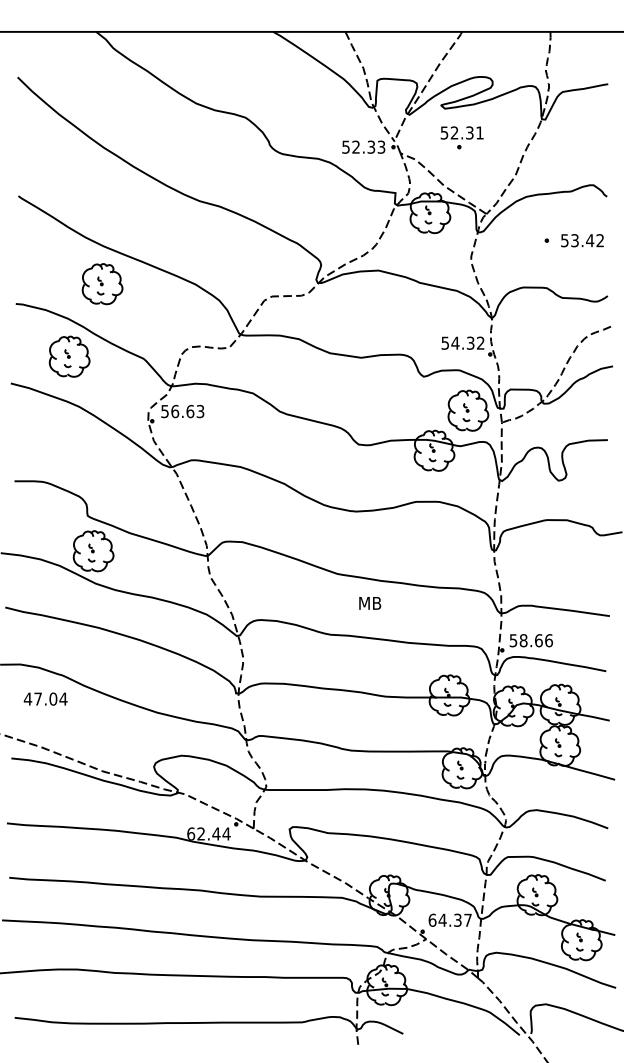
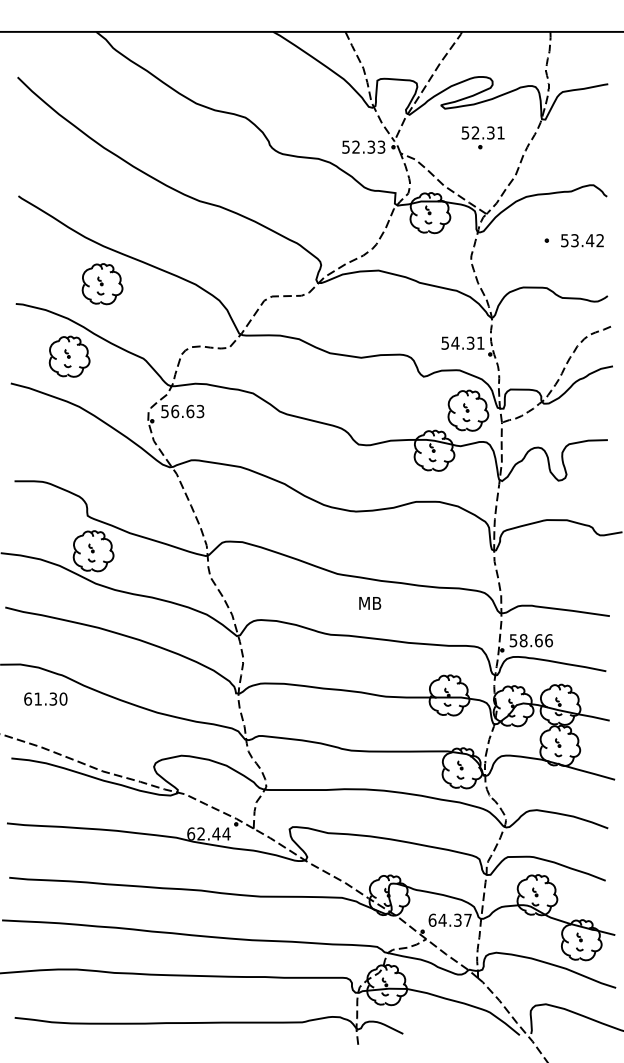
part position: (461, 137) -> (482, 137) (482, 137)
text: 54.32 -> 54.31 (480, 342)
text: 47.04 -> 61.30 (45, 698)
